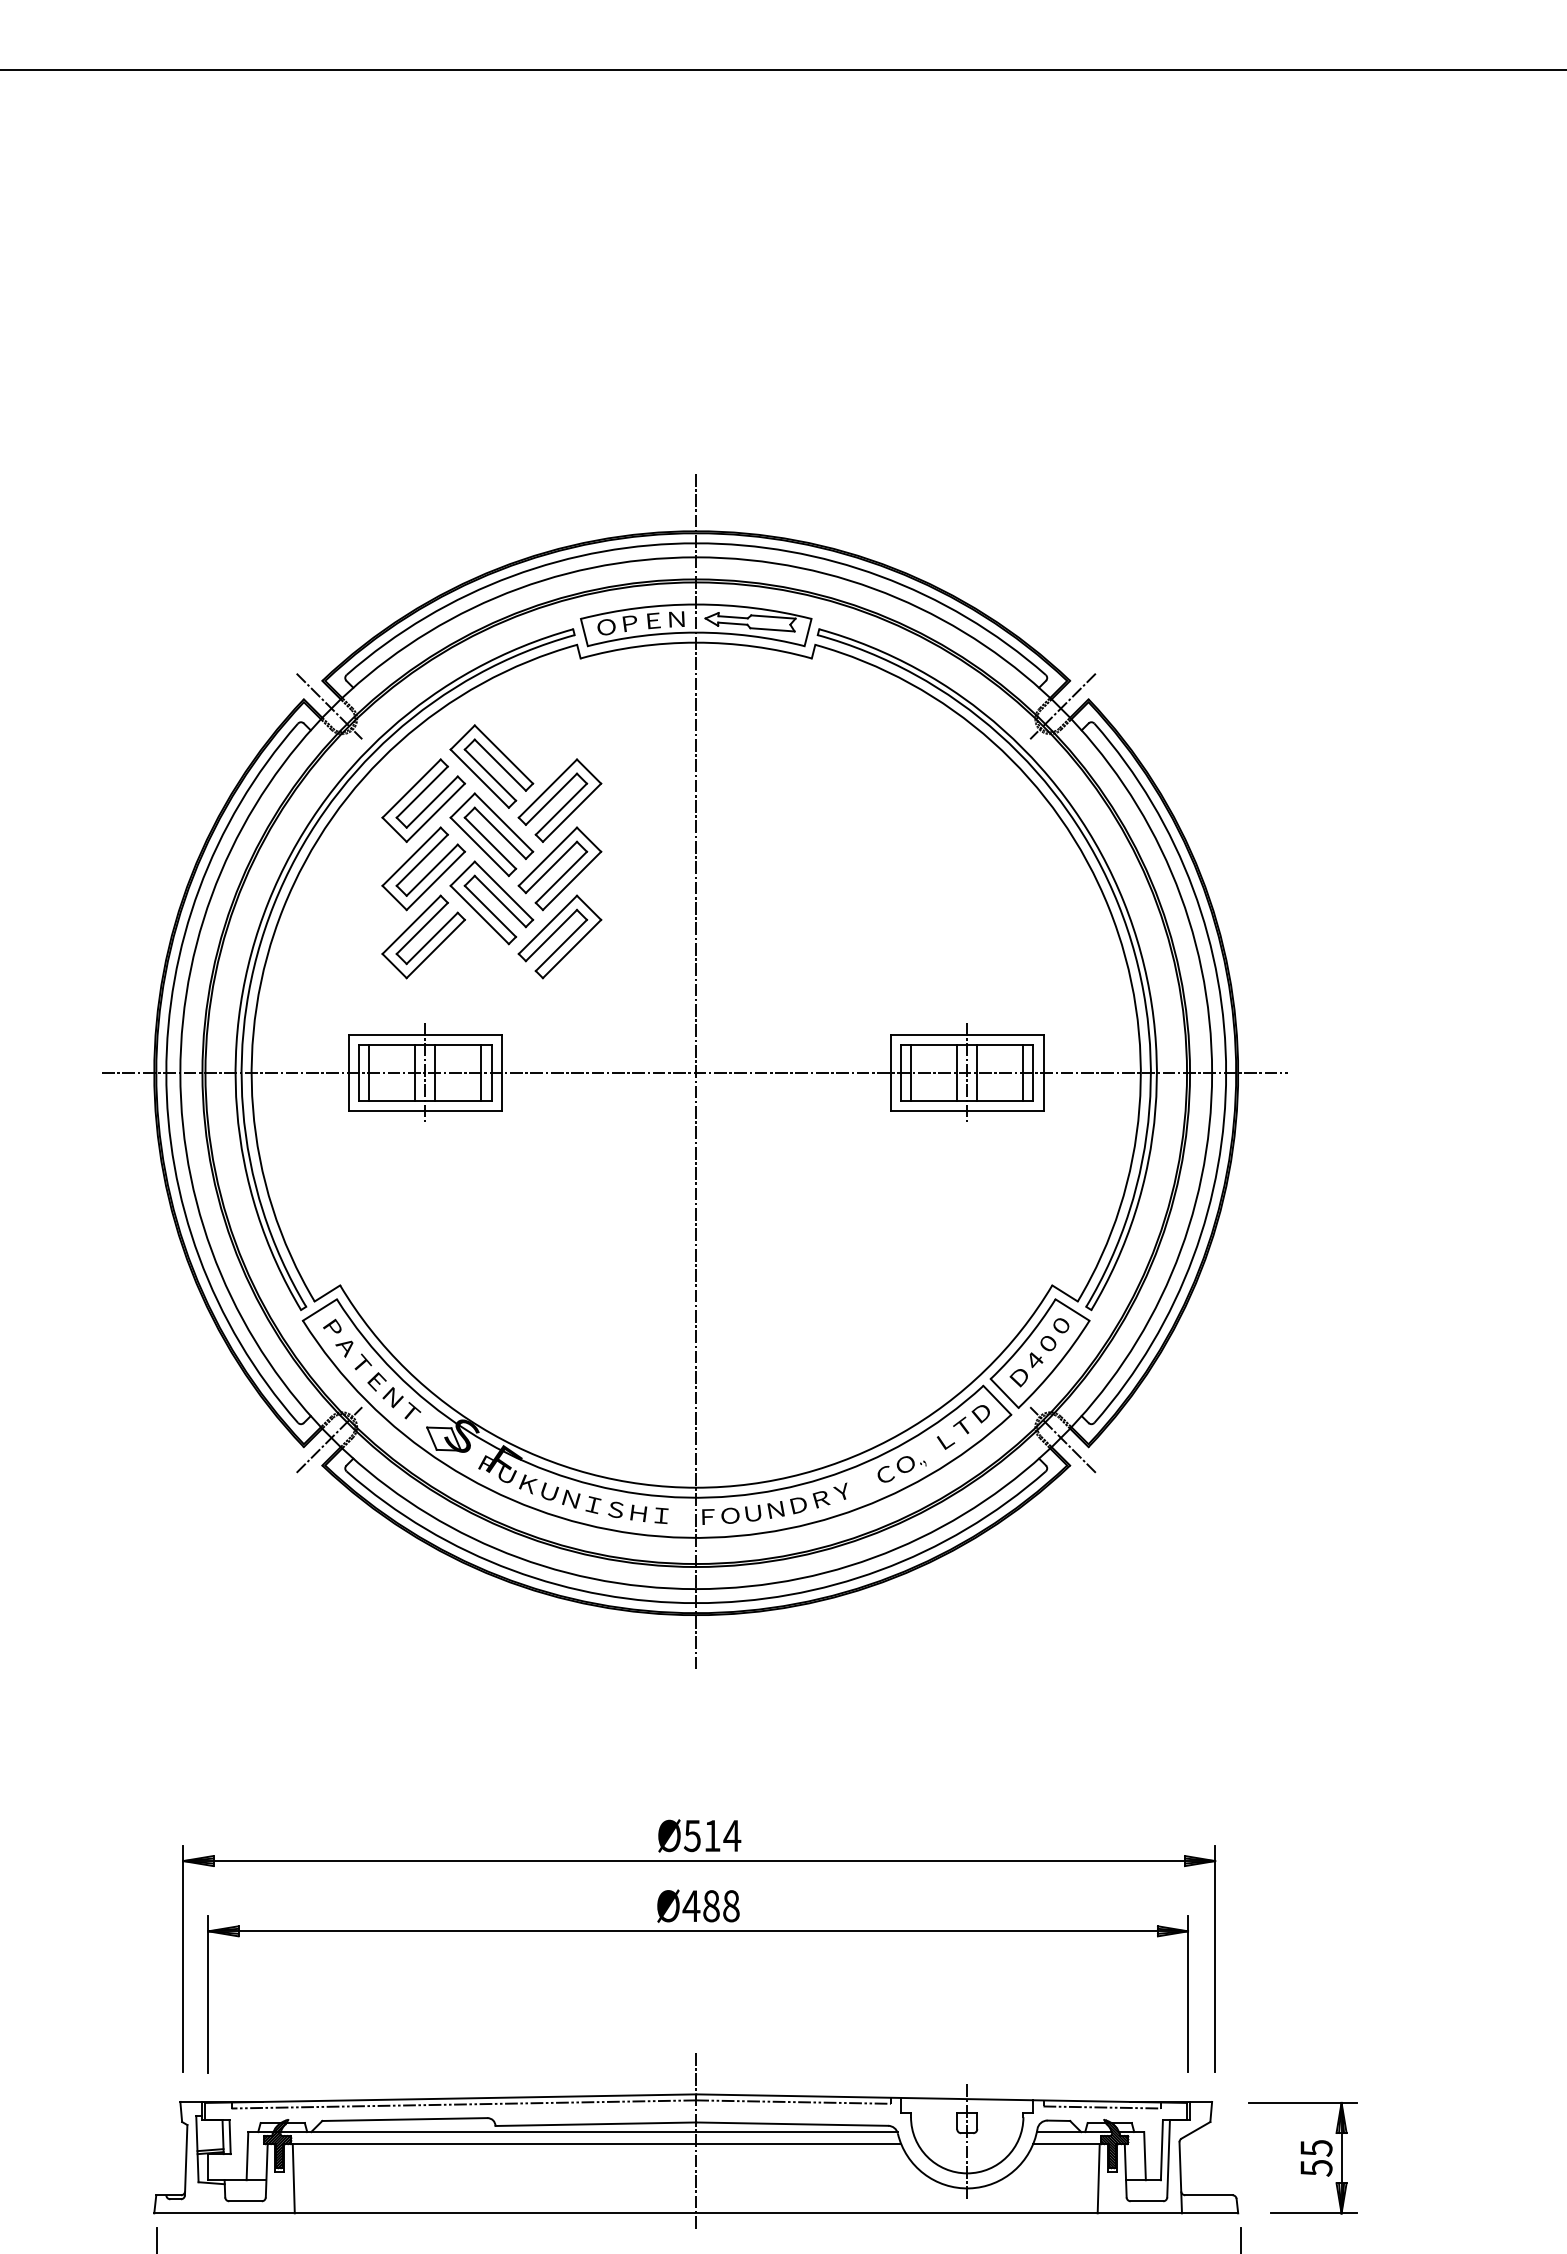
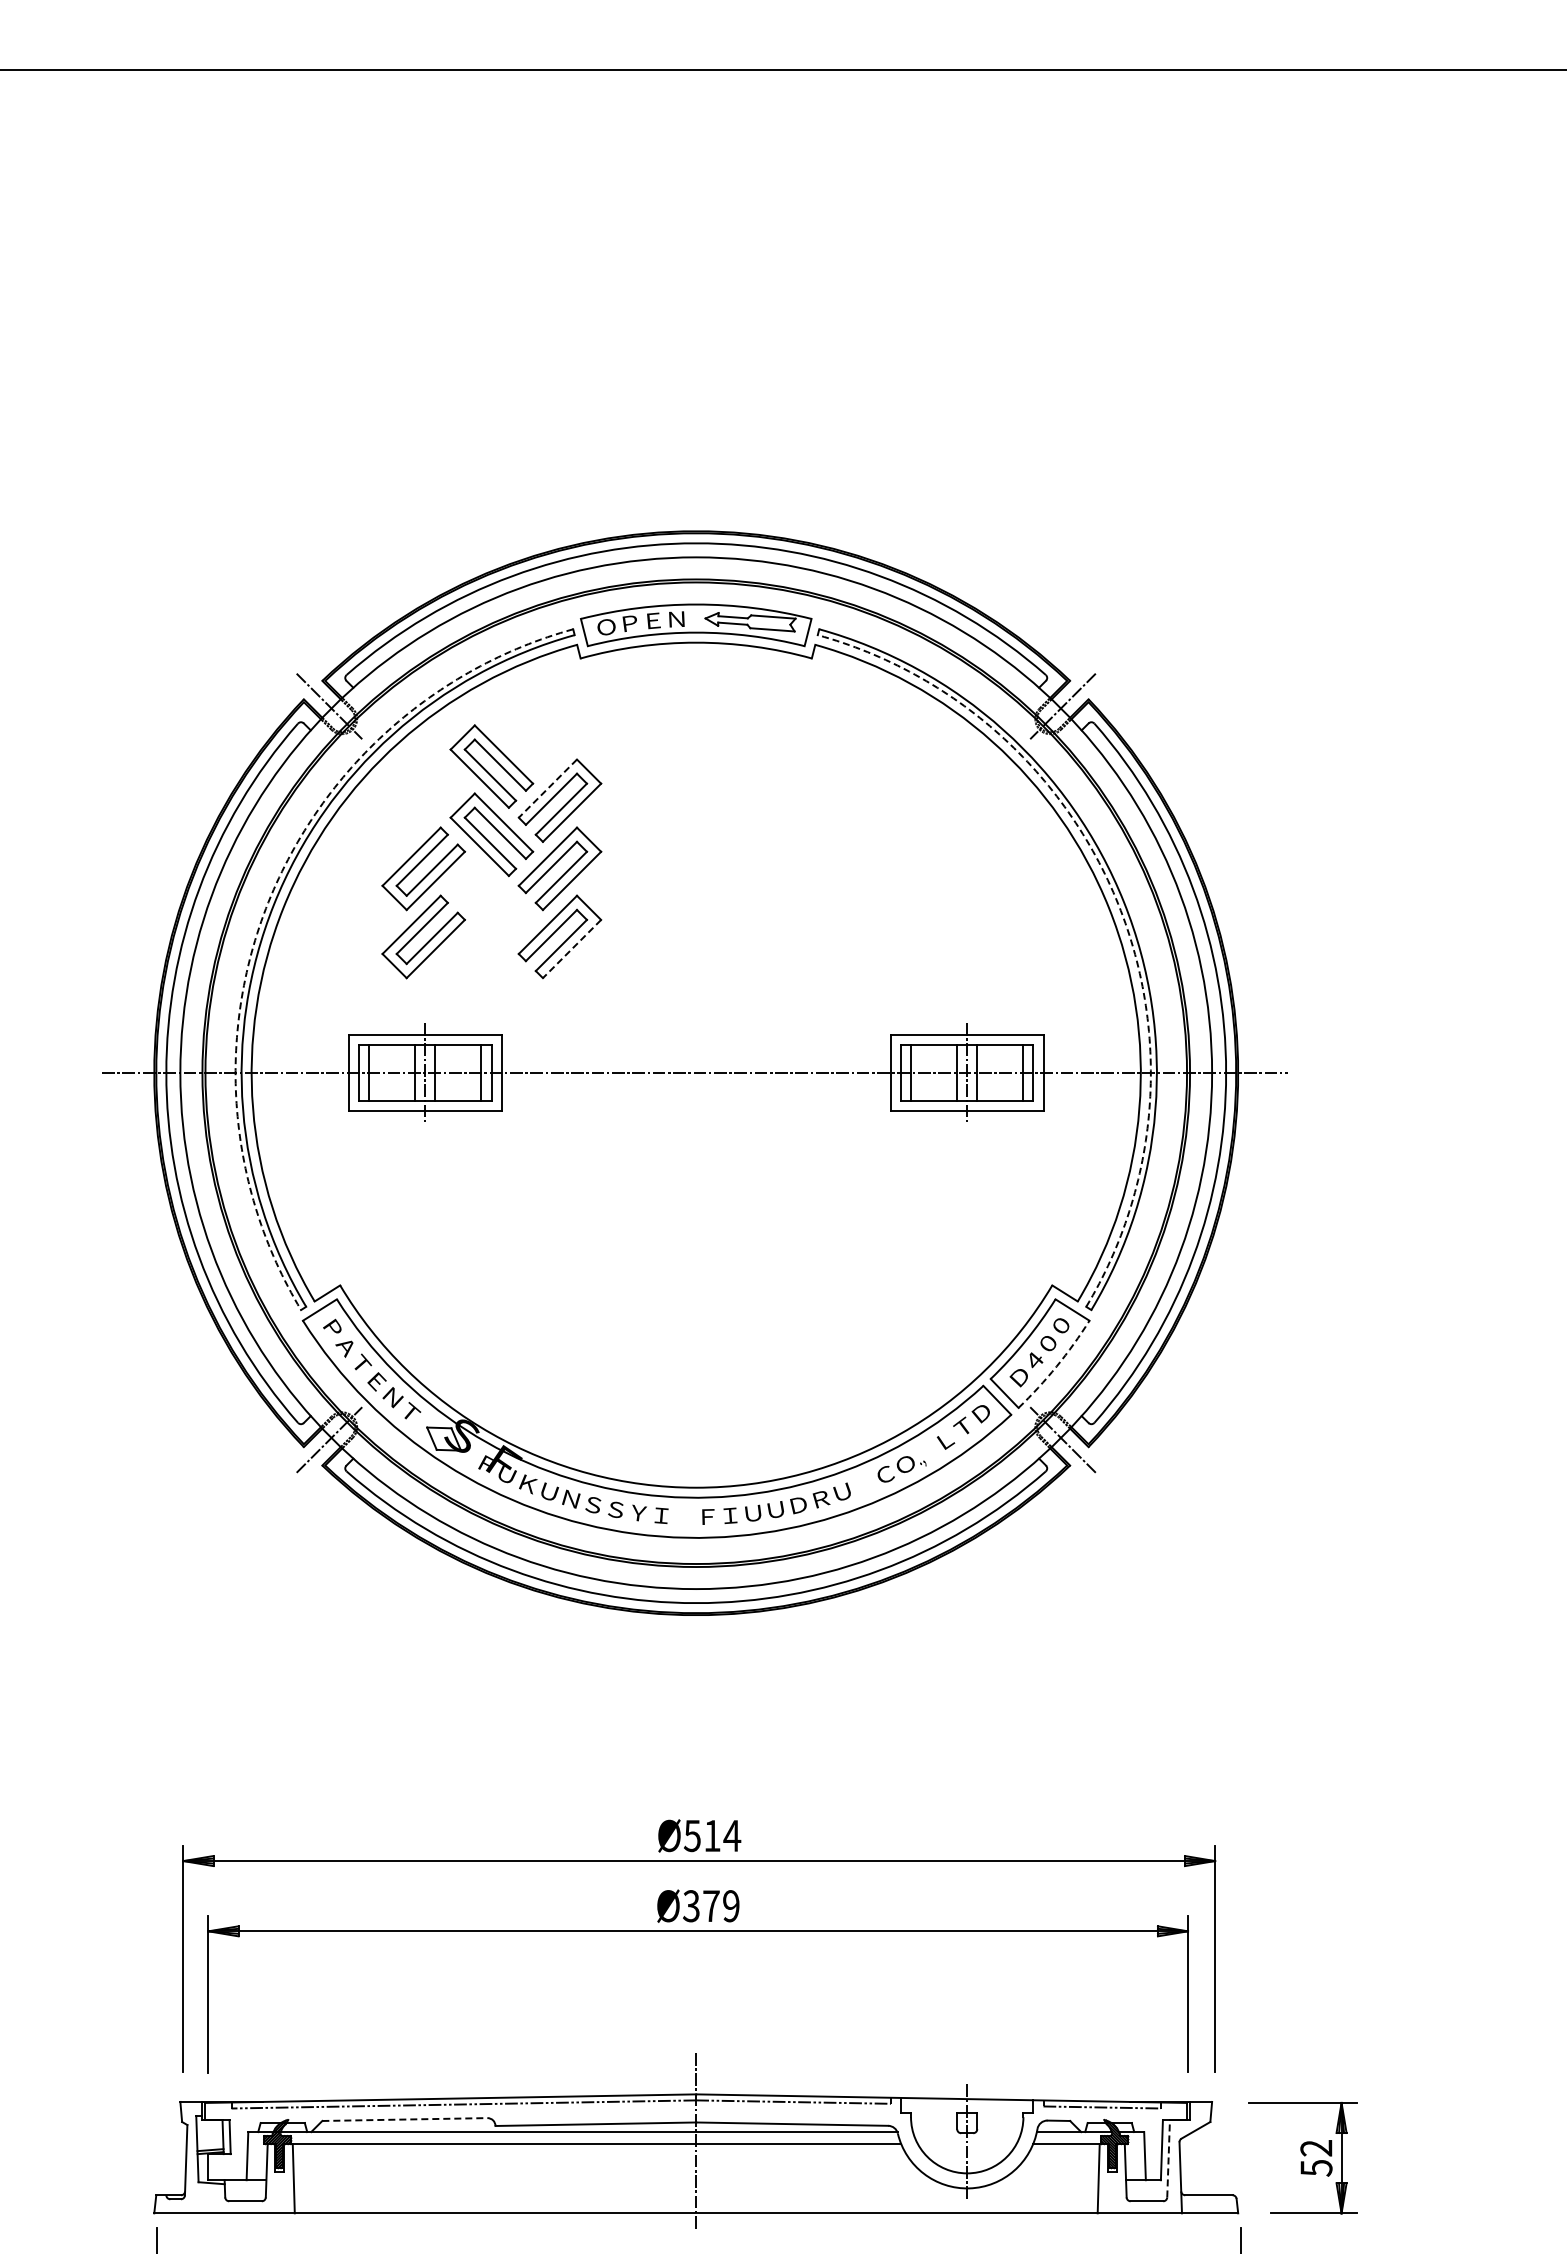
line: solid -> dashed (547, 789)
part: present -> none (423, 800)
part: present -> none (495, 897)
arc: solid -> dashed (268, 902)
arc: solid -> dashed (1118, 904)
line: solid -> dashed (571, 949)
line: present -> none (696, 1071)
arc: solid -> dashed (1056, 1366)
text: Ｙ -> Ｕ (841, 1491)
text: Ｉ -> Ｓ (593, 1505)
text: Ｎ -> Ｕ (776, 1509)
text: Ｈ -> Ｙ (638, 1513)
text: Ｏ -> Ｉ (730, 1515)
text: Ø488 -> Ø379 (710, 1906)
line: solid -> dashed (404, 2119)
text: 55 -> 52 (1316, 2148)
line: solid -> dashed (1168, 2158)
